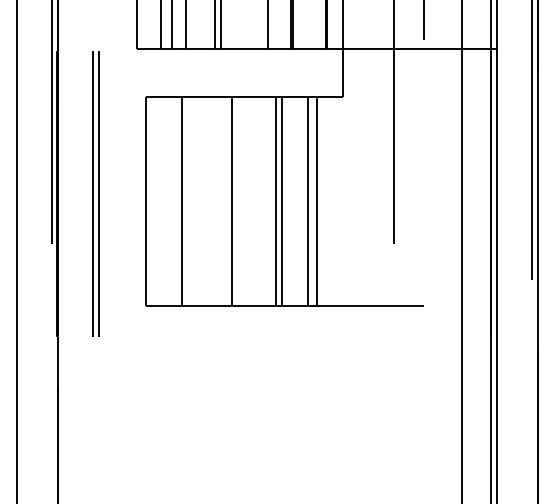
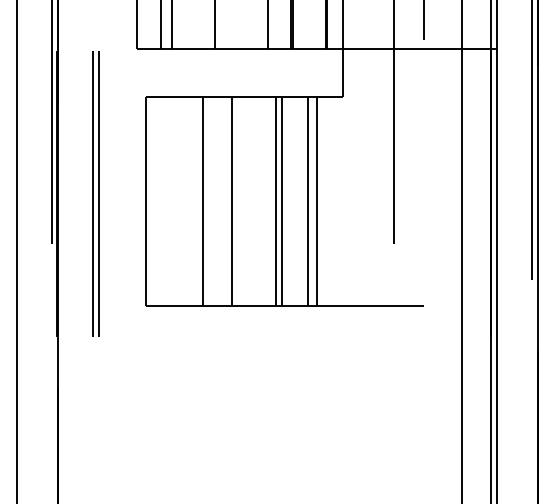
line: present -> none (186, 25)
line: present -> none (220, 25)
line position: (181, 201) -> (202, 201) (202, 201)
